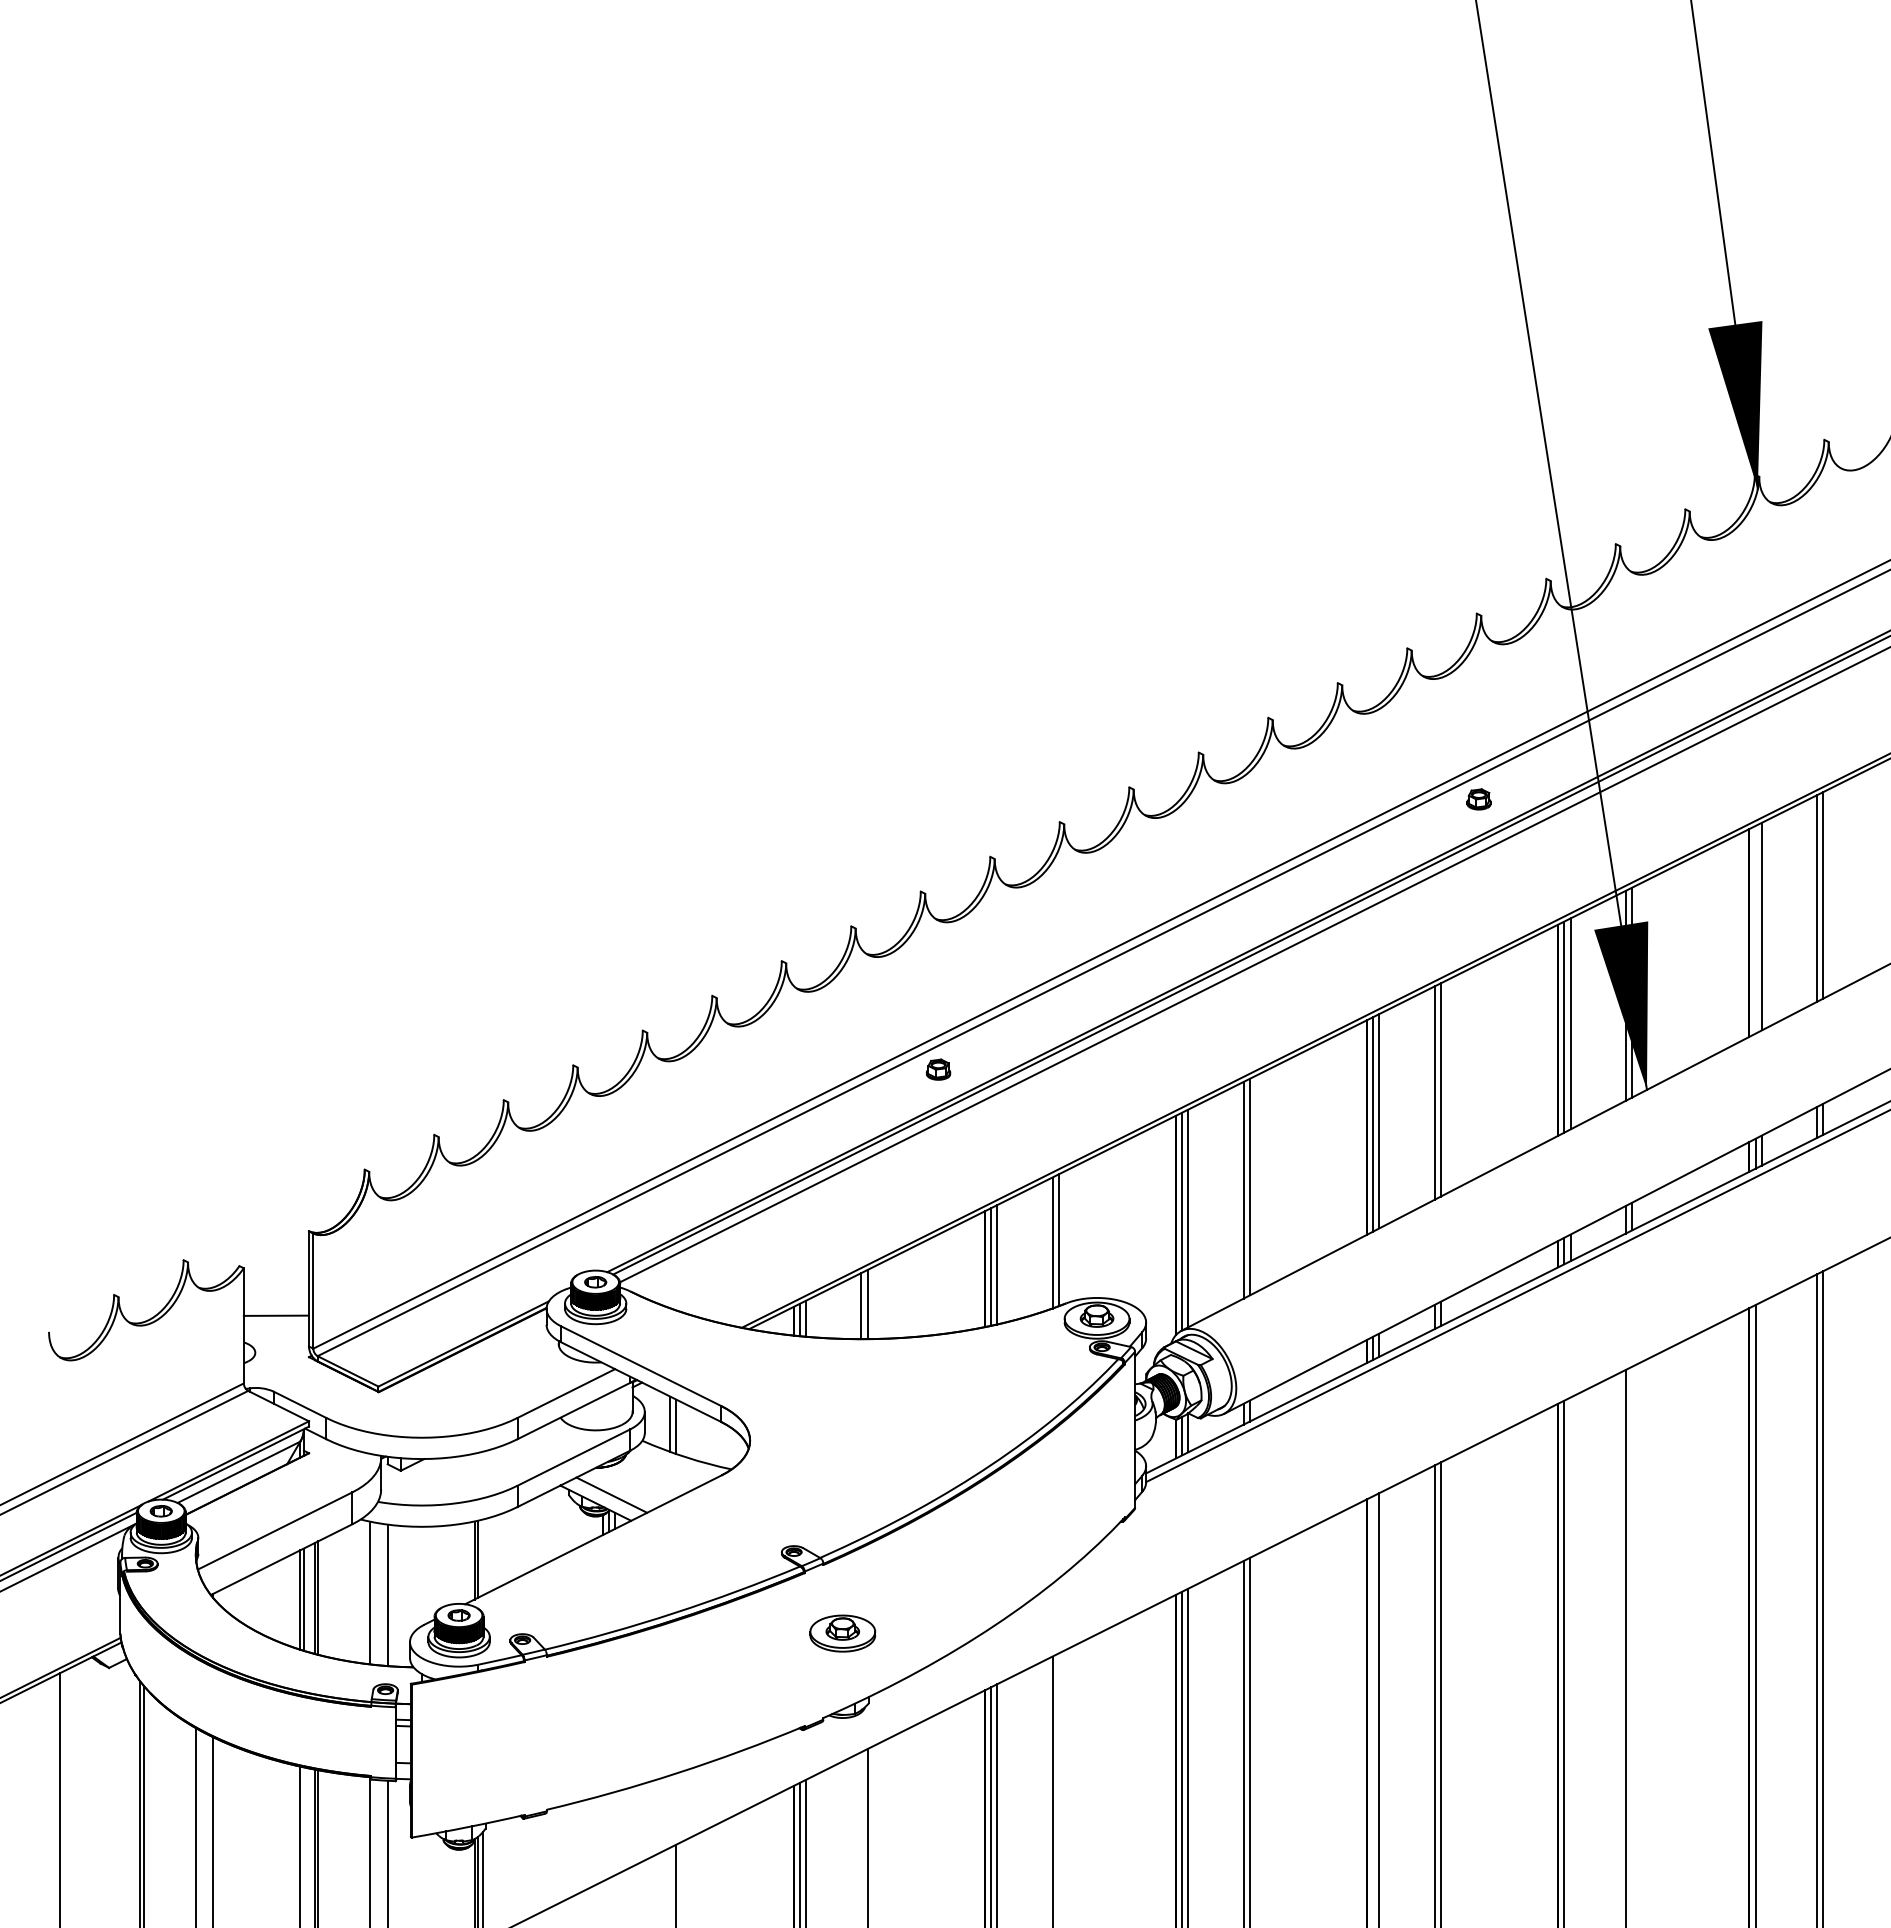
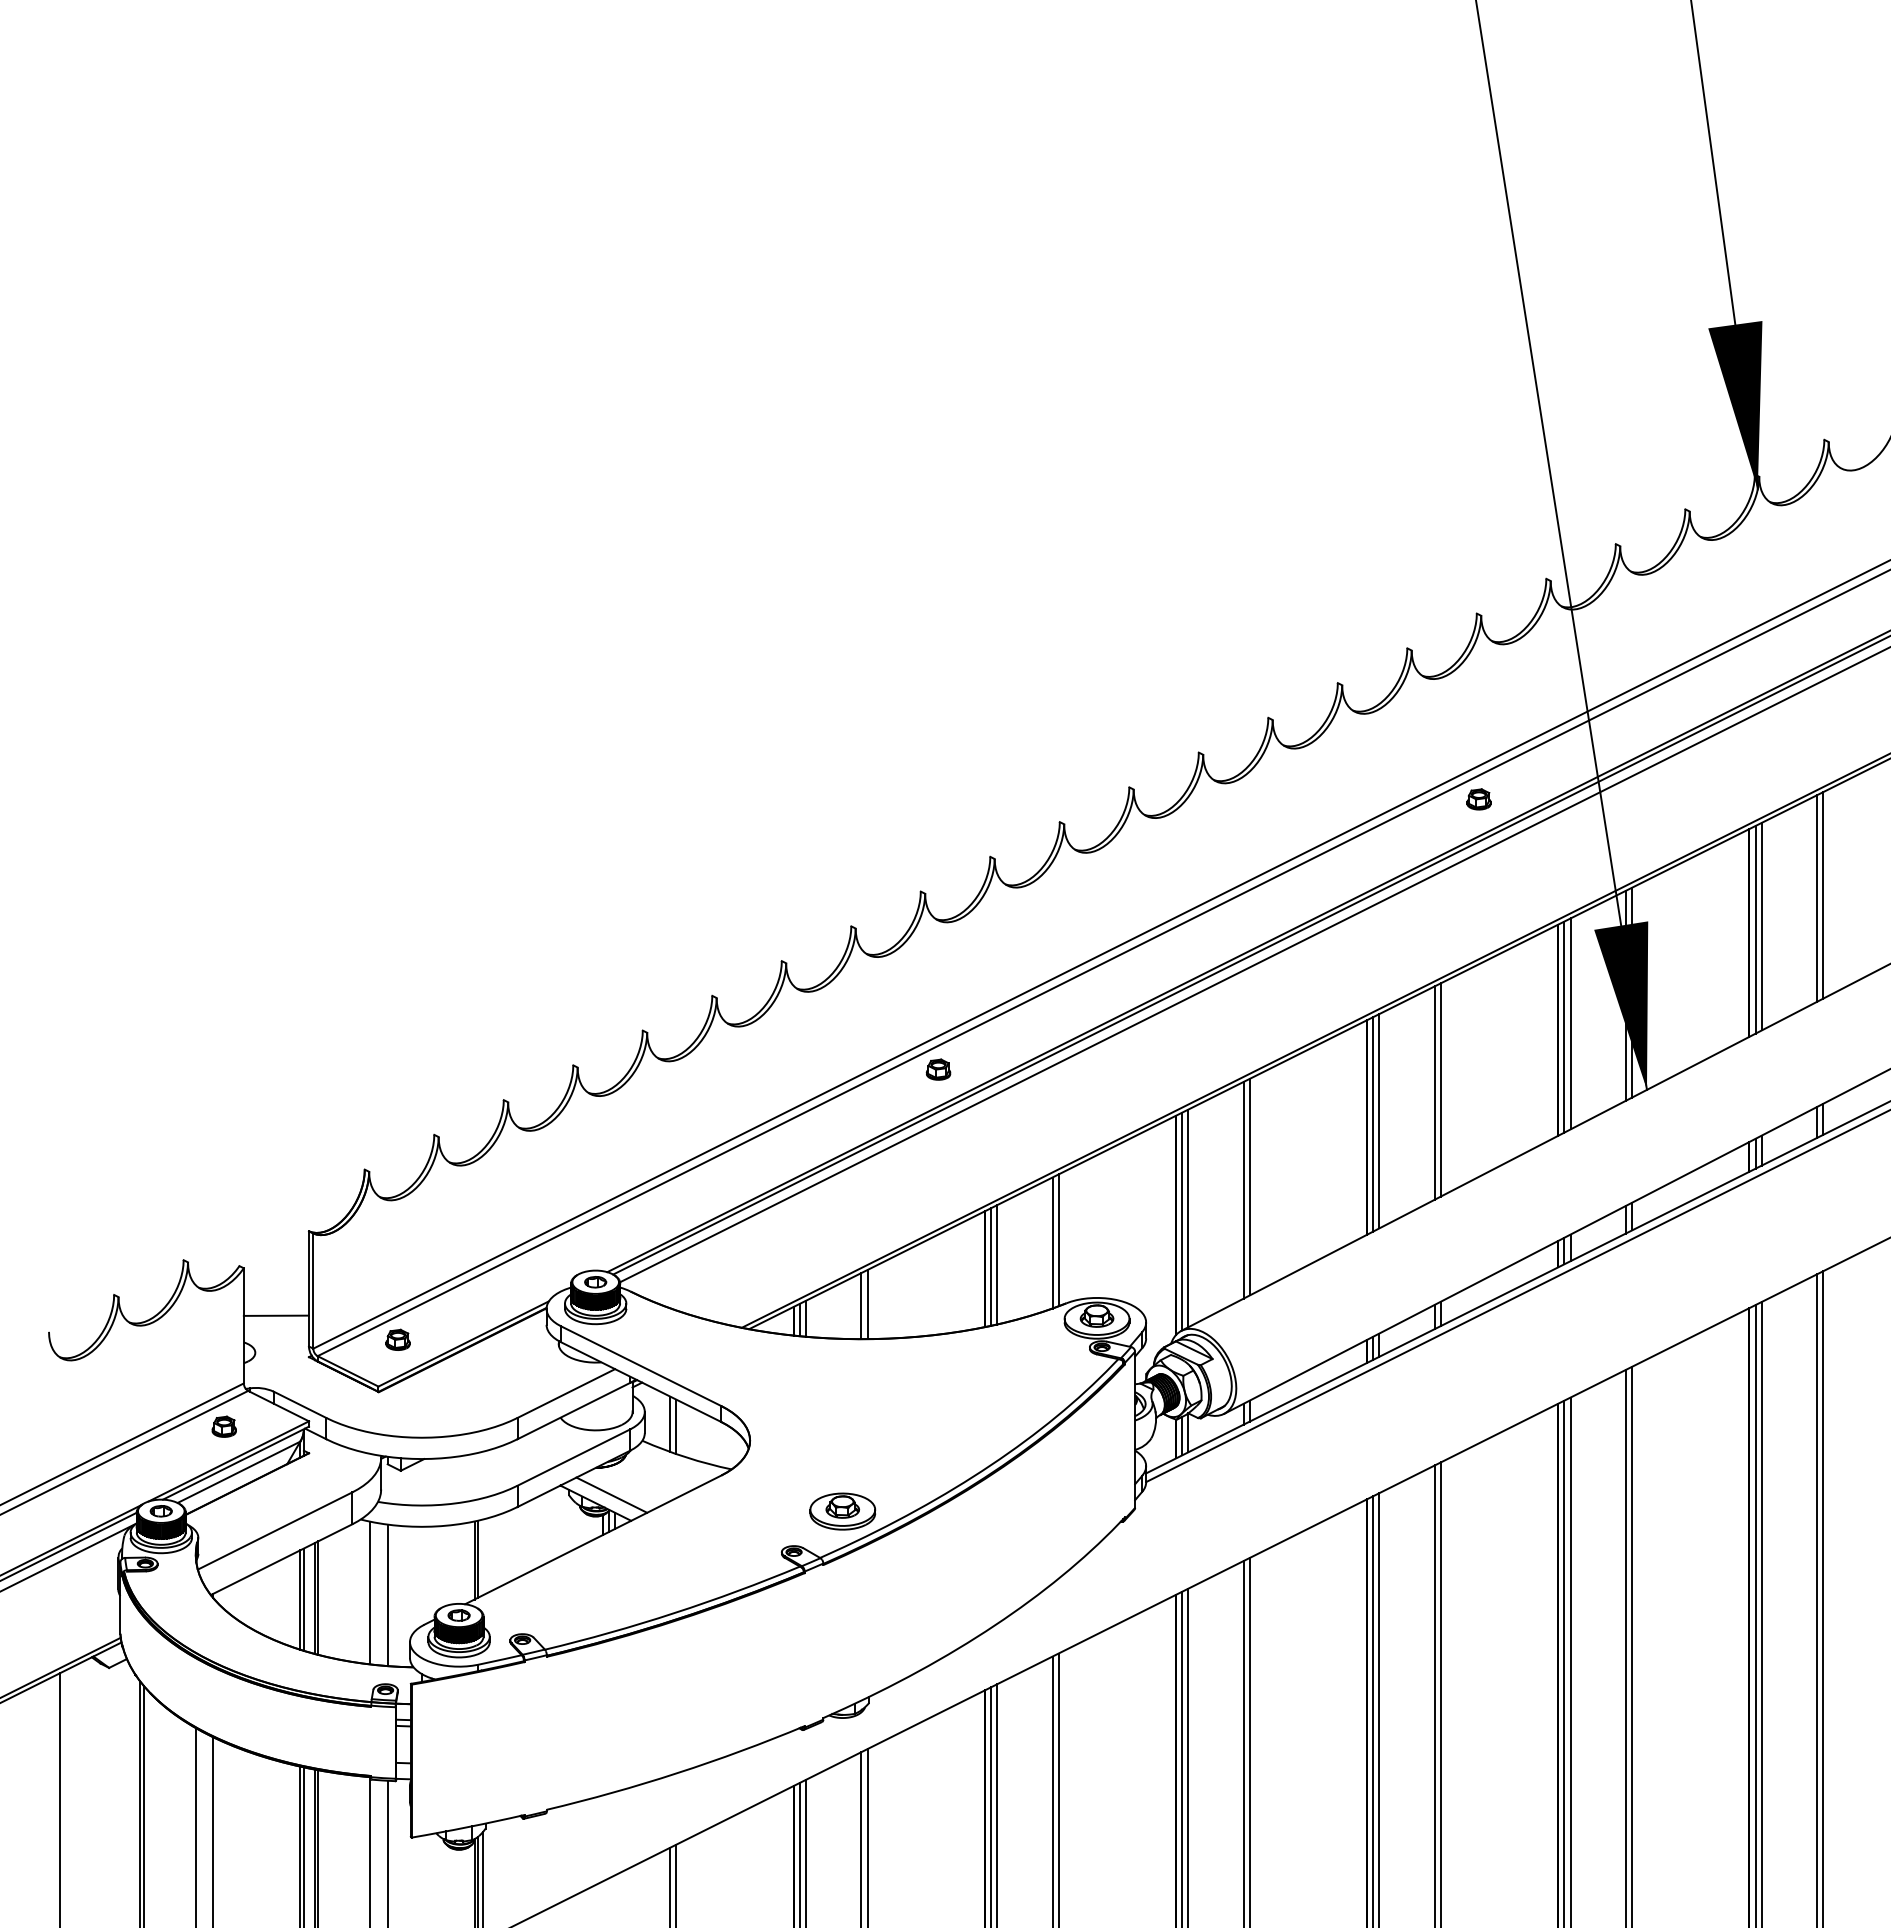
line: none -> present (1755, 929)
part: none -> present (397, 1339)
part: none -> present (223, 1426)
line: none -> present (1761, 1612)
part position: (842, 1633) -> (842, 1511) (842, 1511)
line: none -> present (1632, 1645)
line: none -> present (1570, 1660)
line: none -> present (1373, 1710)
line: none -> present (1058, 1788)
line: none -> present (861, 1838)
line: none -> present (303, 1845)
line: none -> present (670, 1885)
